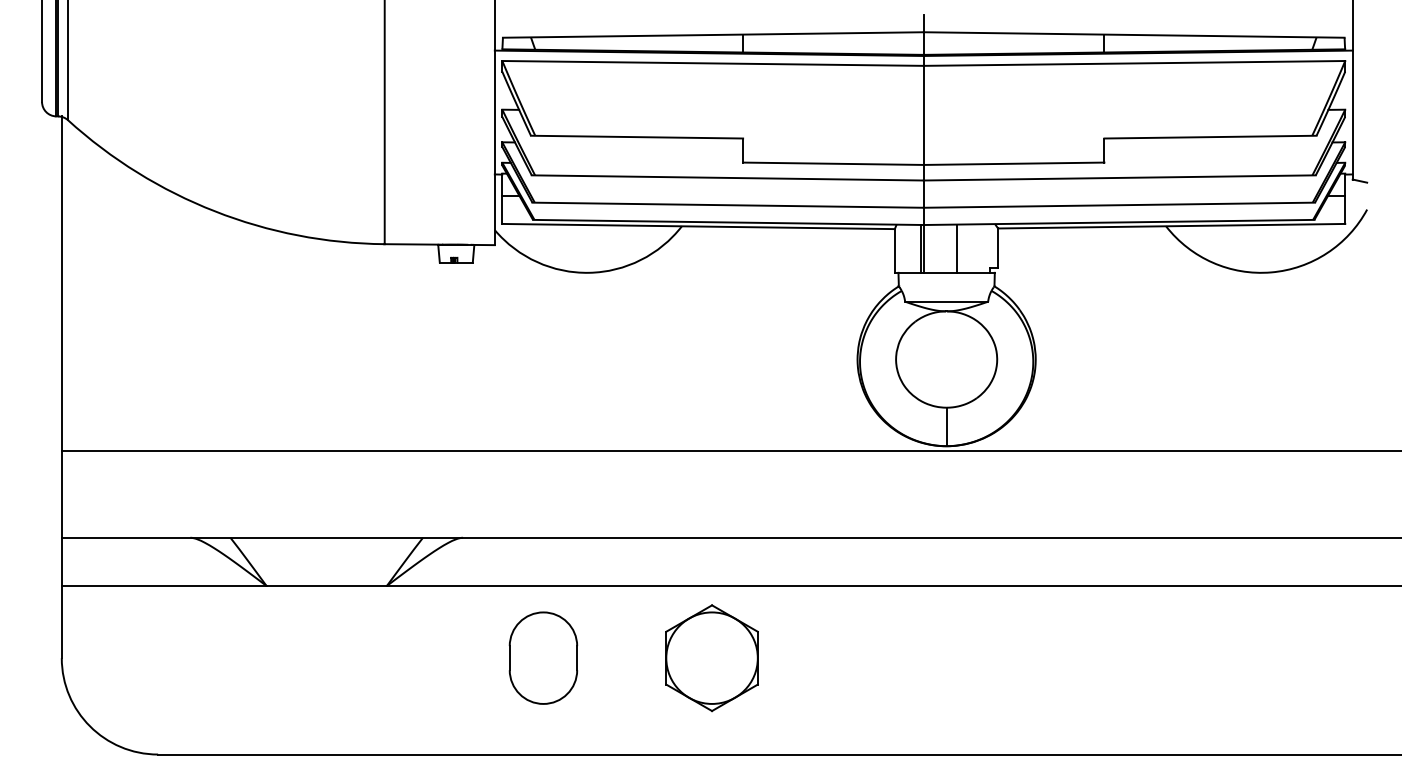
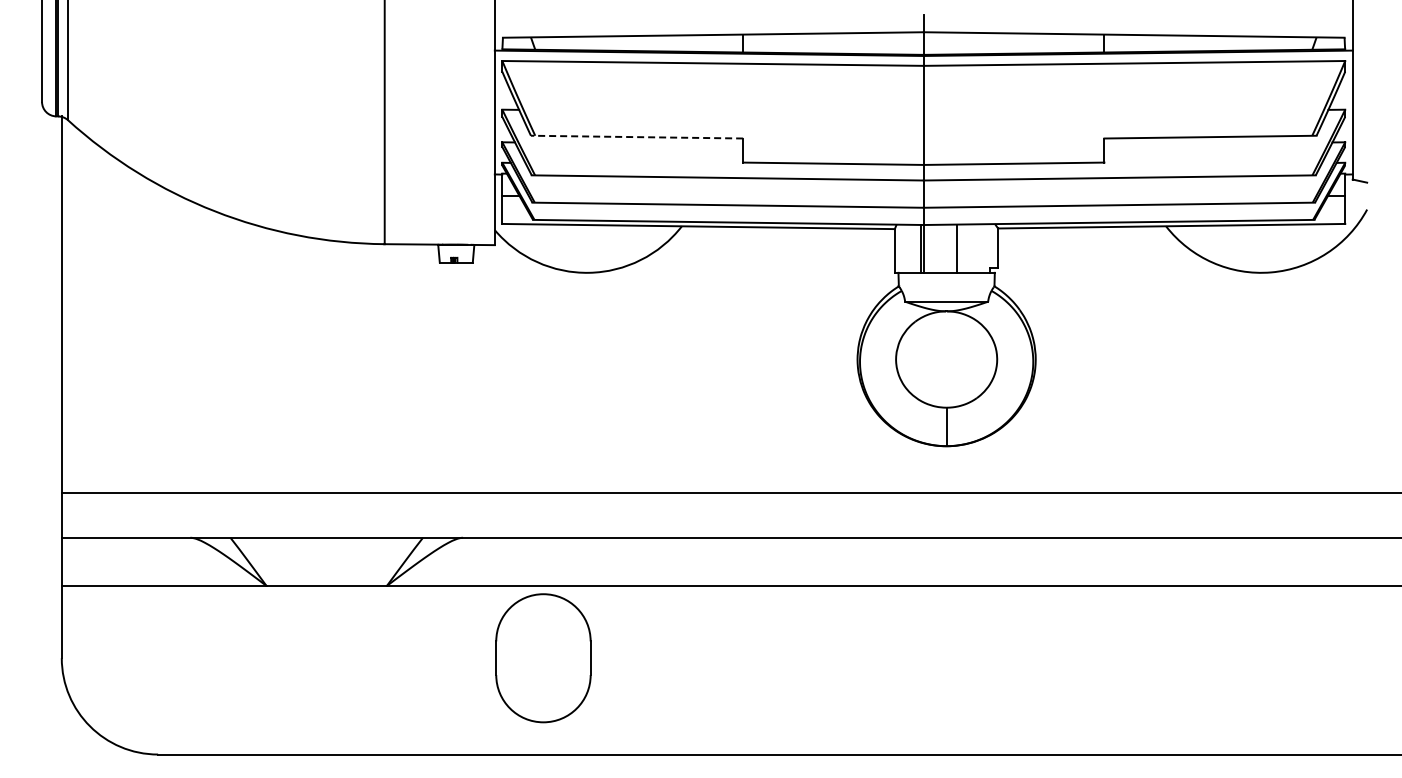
line: solid -> dashed (636, 137)
line position: (729, 451) -> (729, 493) (729, 493)
part size: 71x94 px -> 97x131 px (543, 658)
part: present -> none (711, 658)
